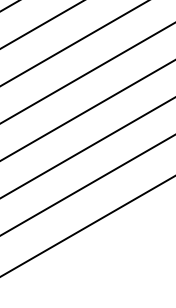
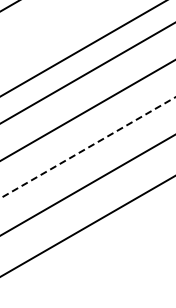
line: present -> none (41, 24)
line position: (74, 43) -> (82, 48) (82, 48)
line: solid -> dashed (88, 147)
